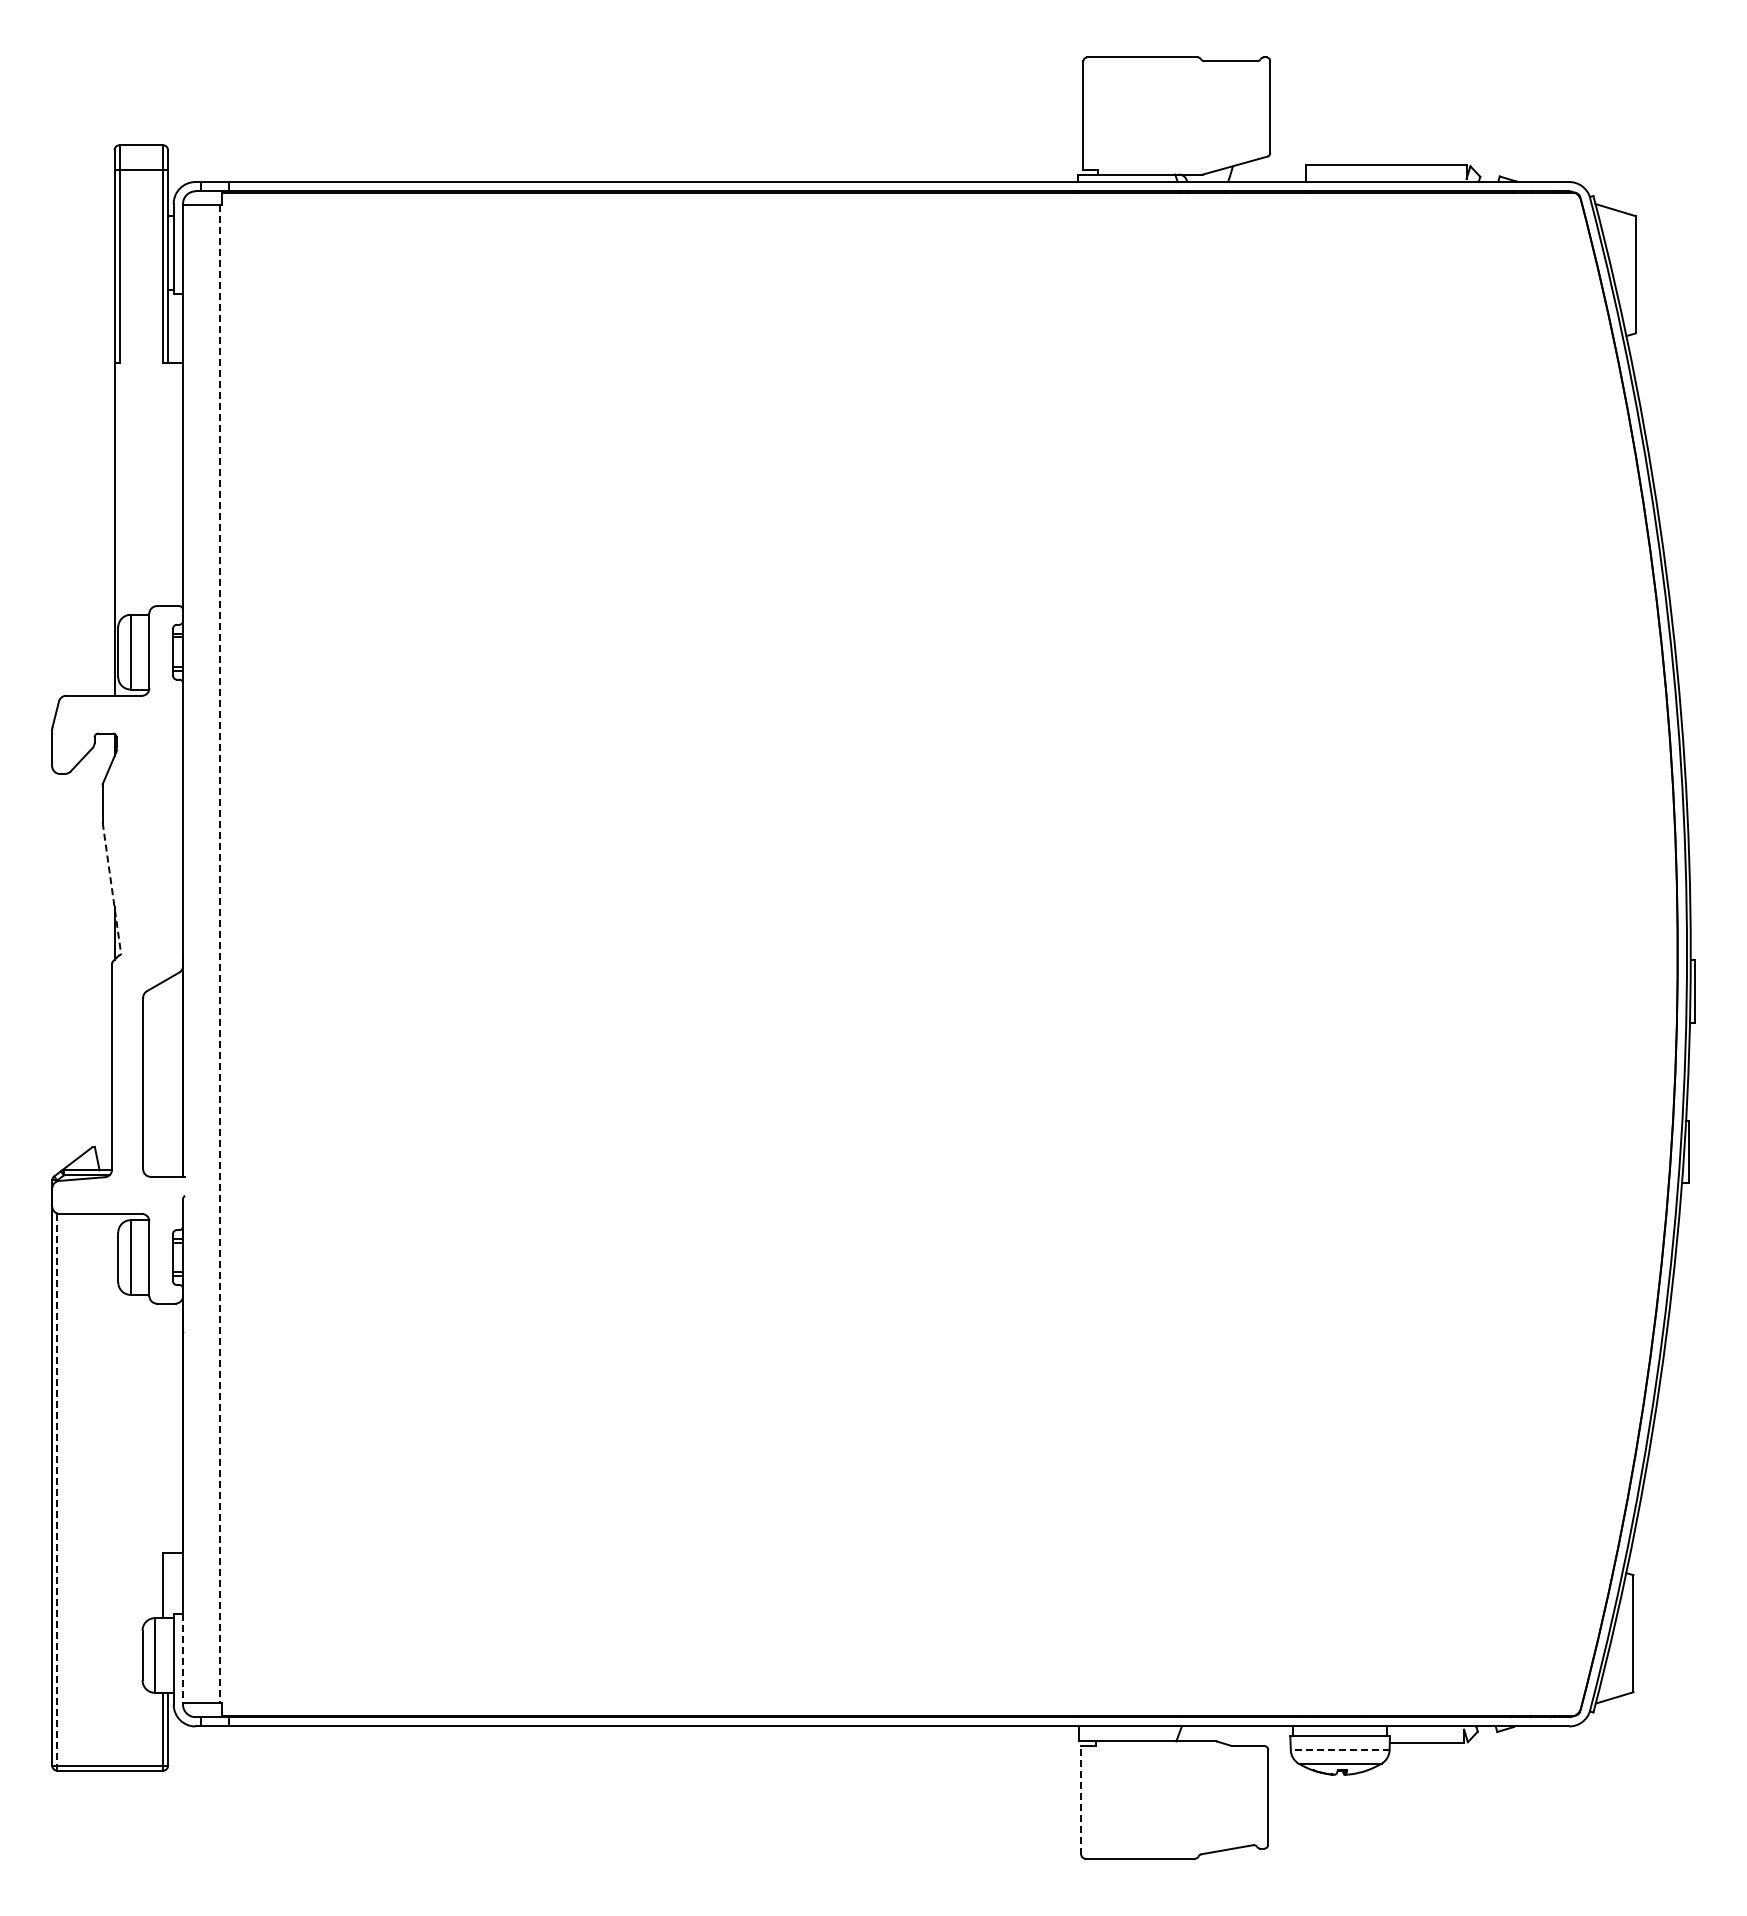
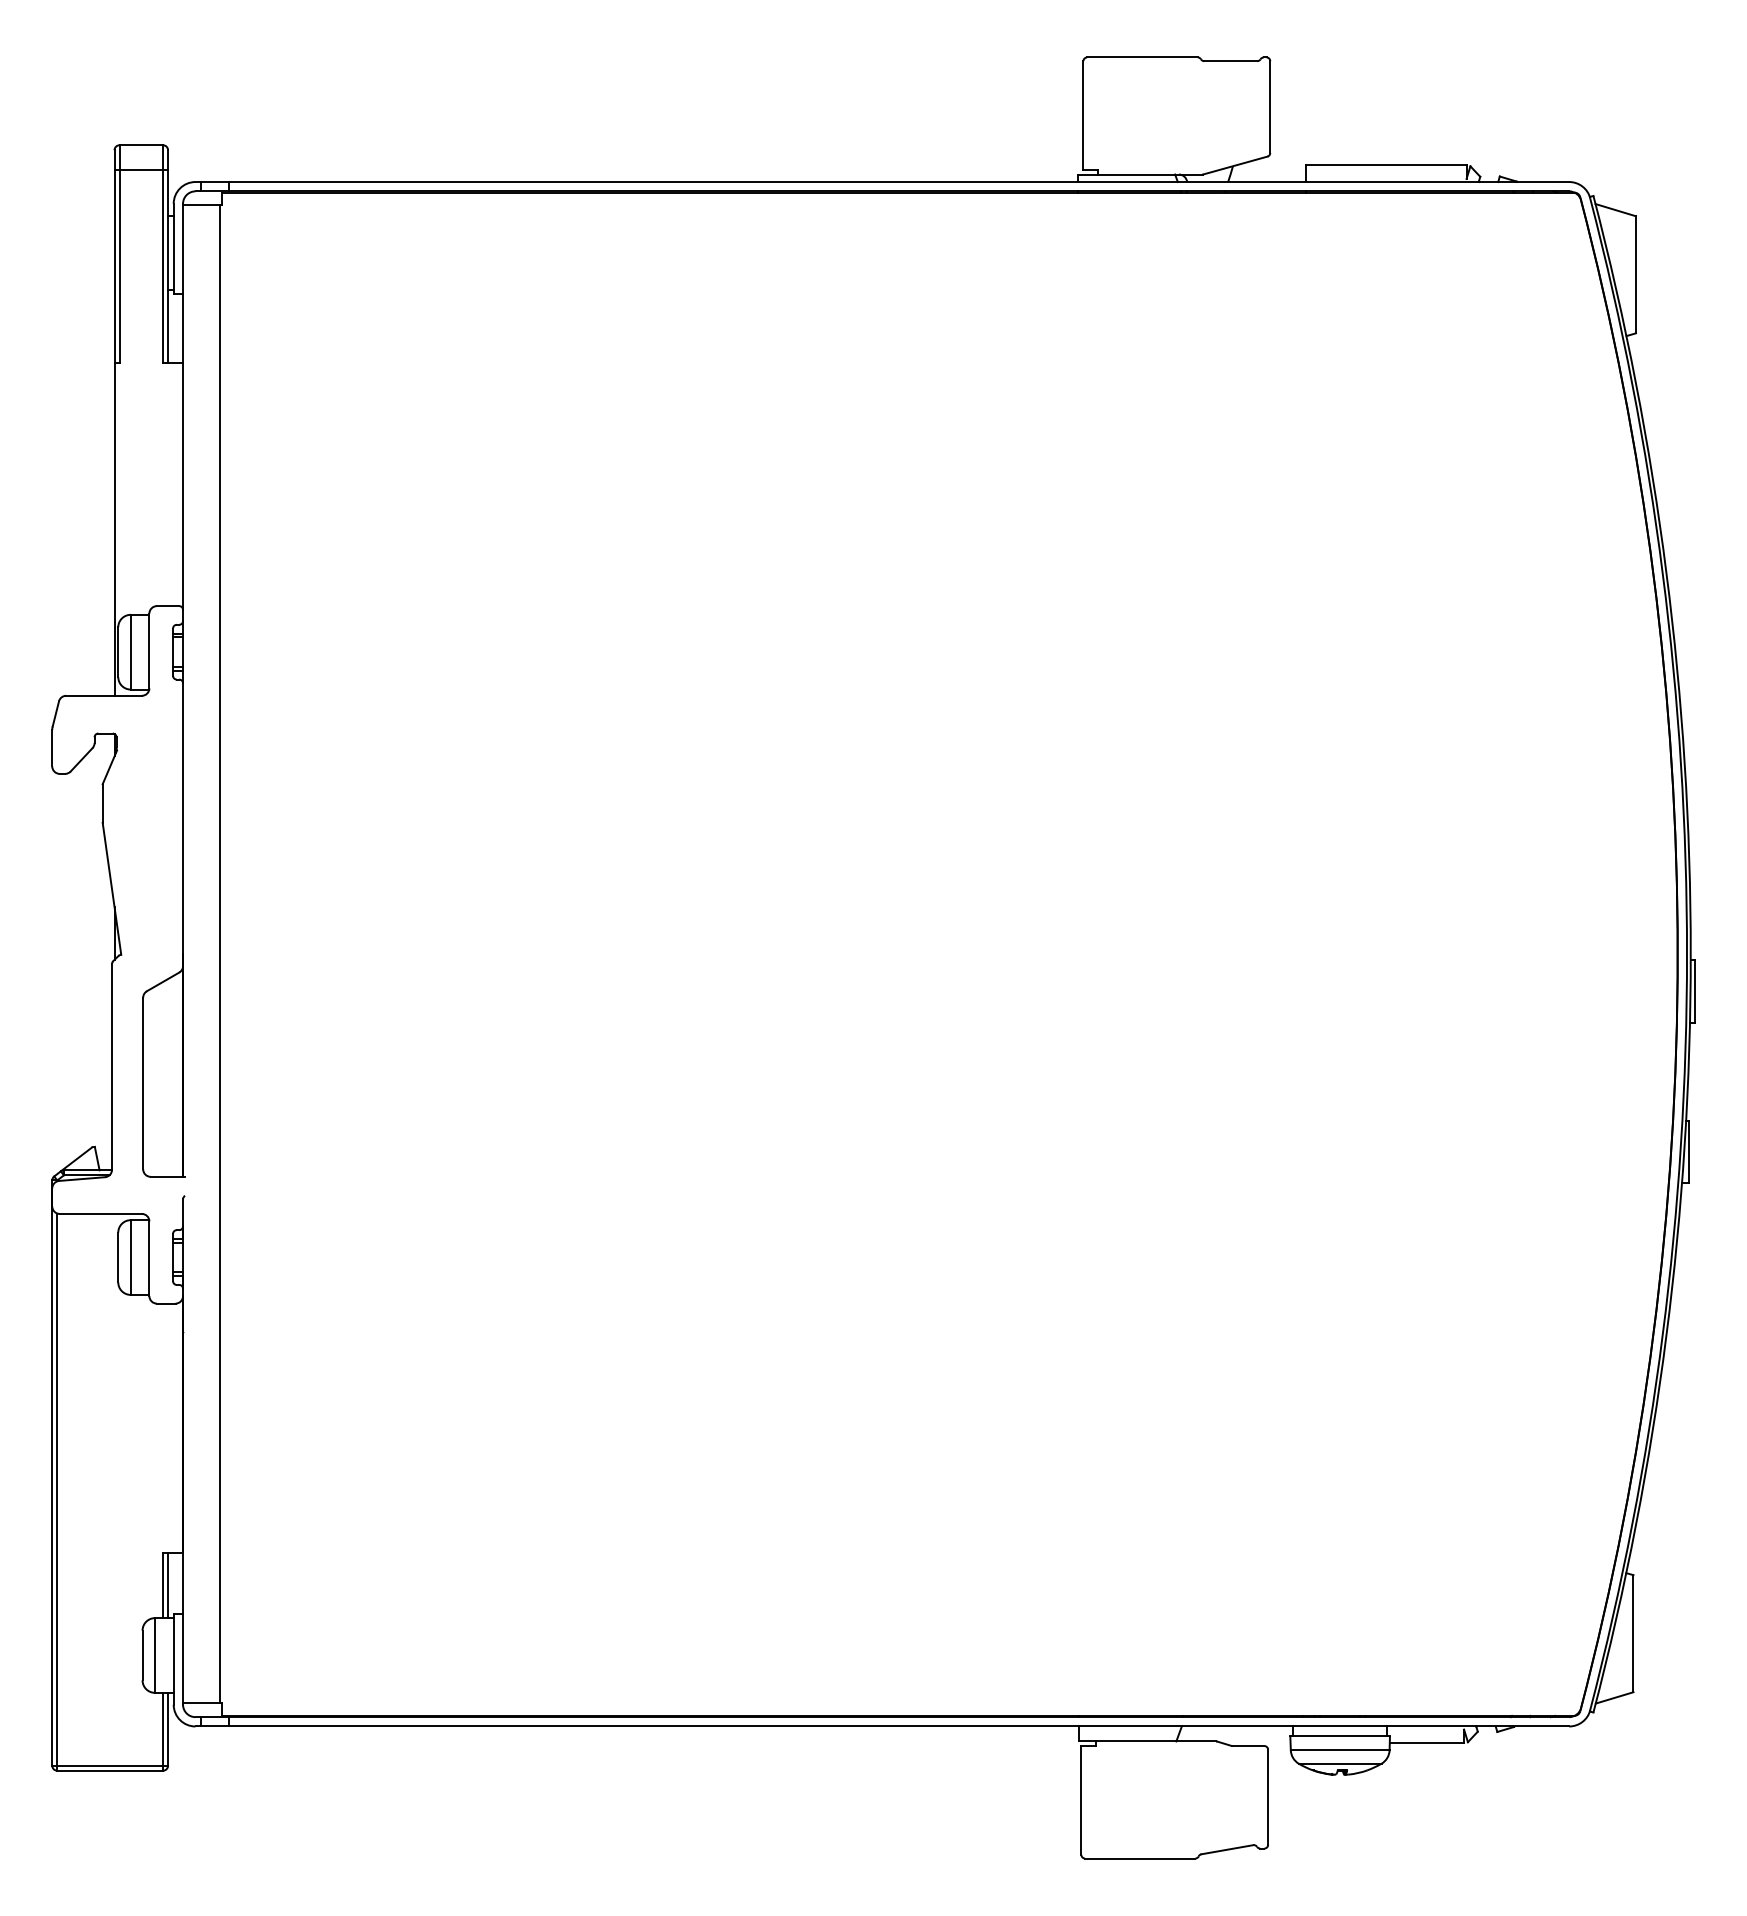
line: dashed -> solid (111, 888)
line: dashed -> solid (220, 954)
line: dashed -> solid (57, 1490)
line: none -> present (168, 1585)
line: dashed -> solid (183, 1660)
line: dashed -> solid (1339, 1750)
line: dashed -> solid (1081, 1799)
